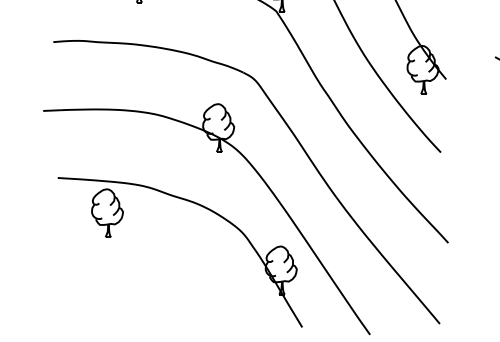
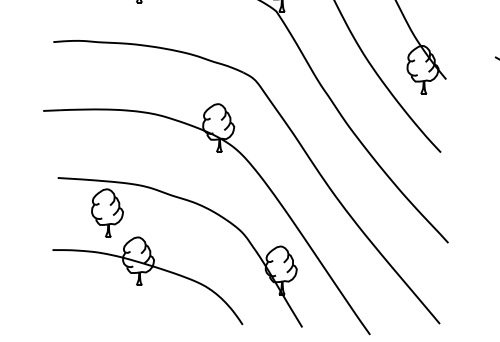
part: none -> present (147, 280)
